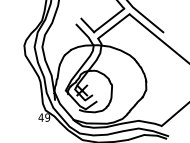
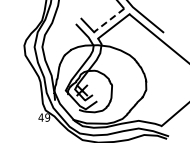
line: solid -> dashed (108, 20)
